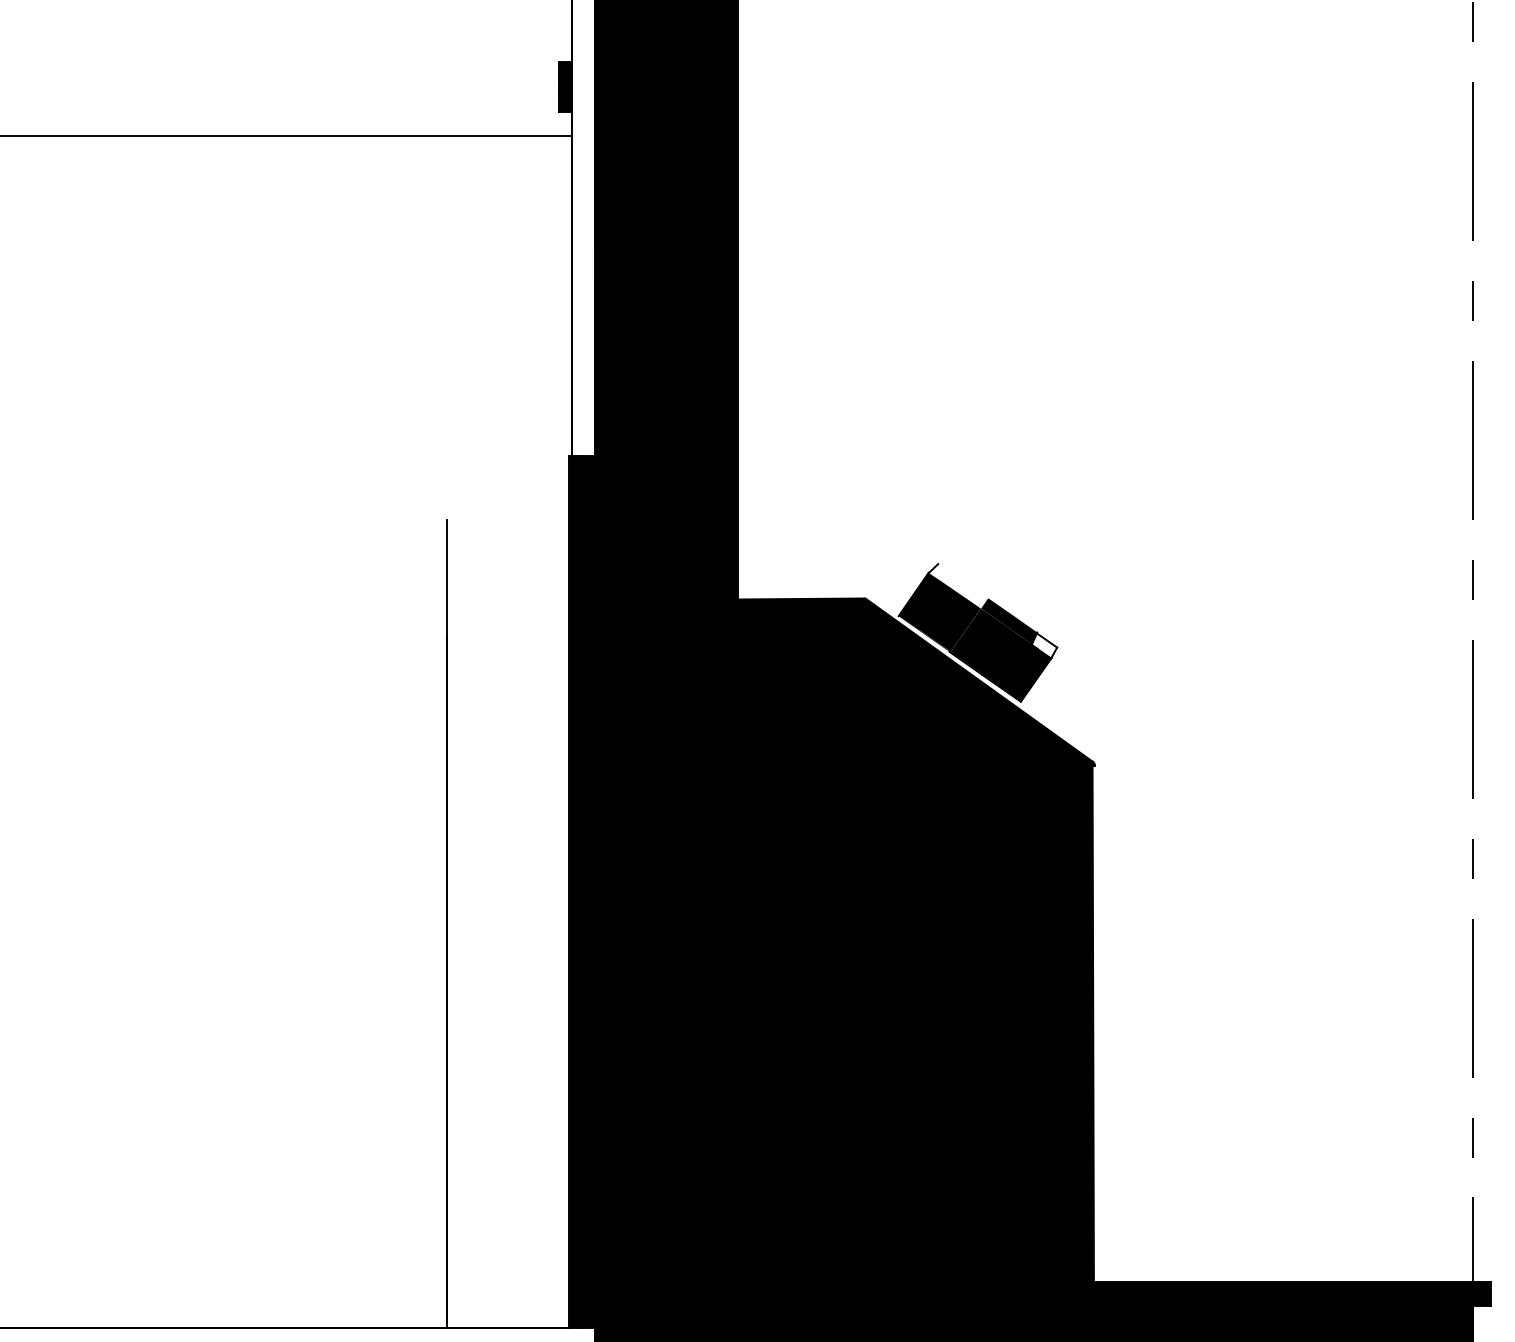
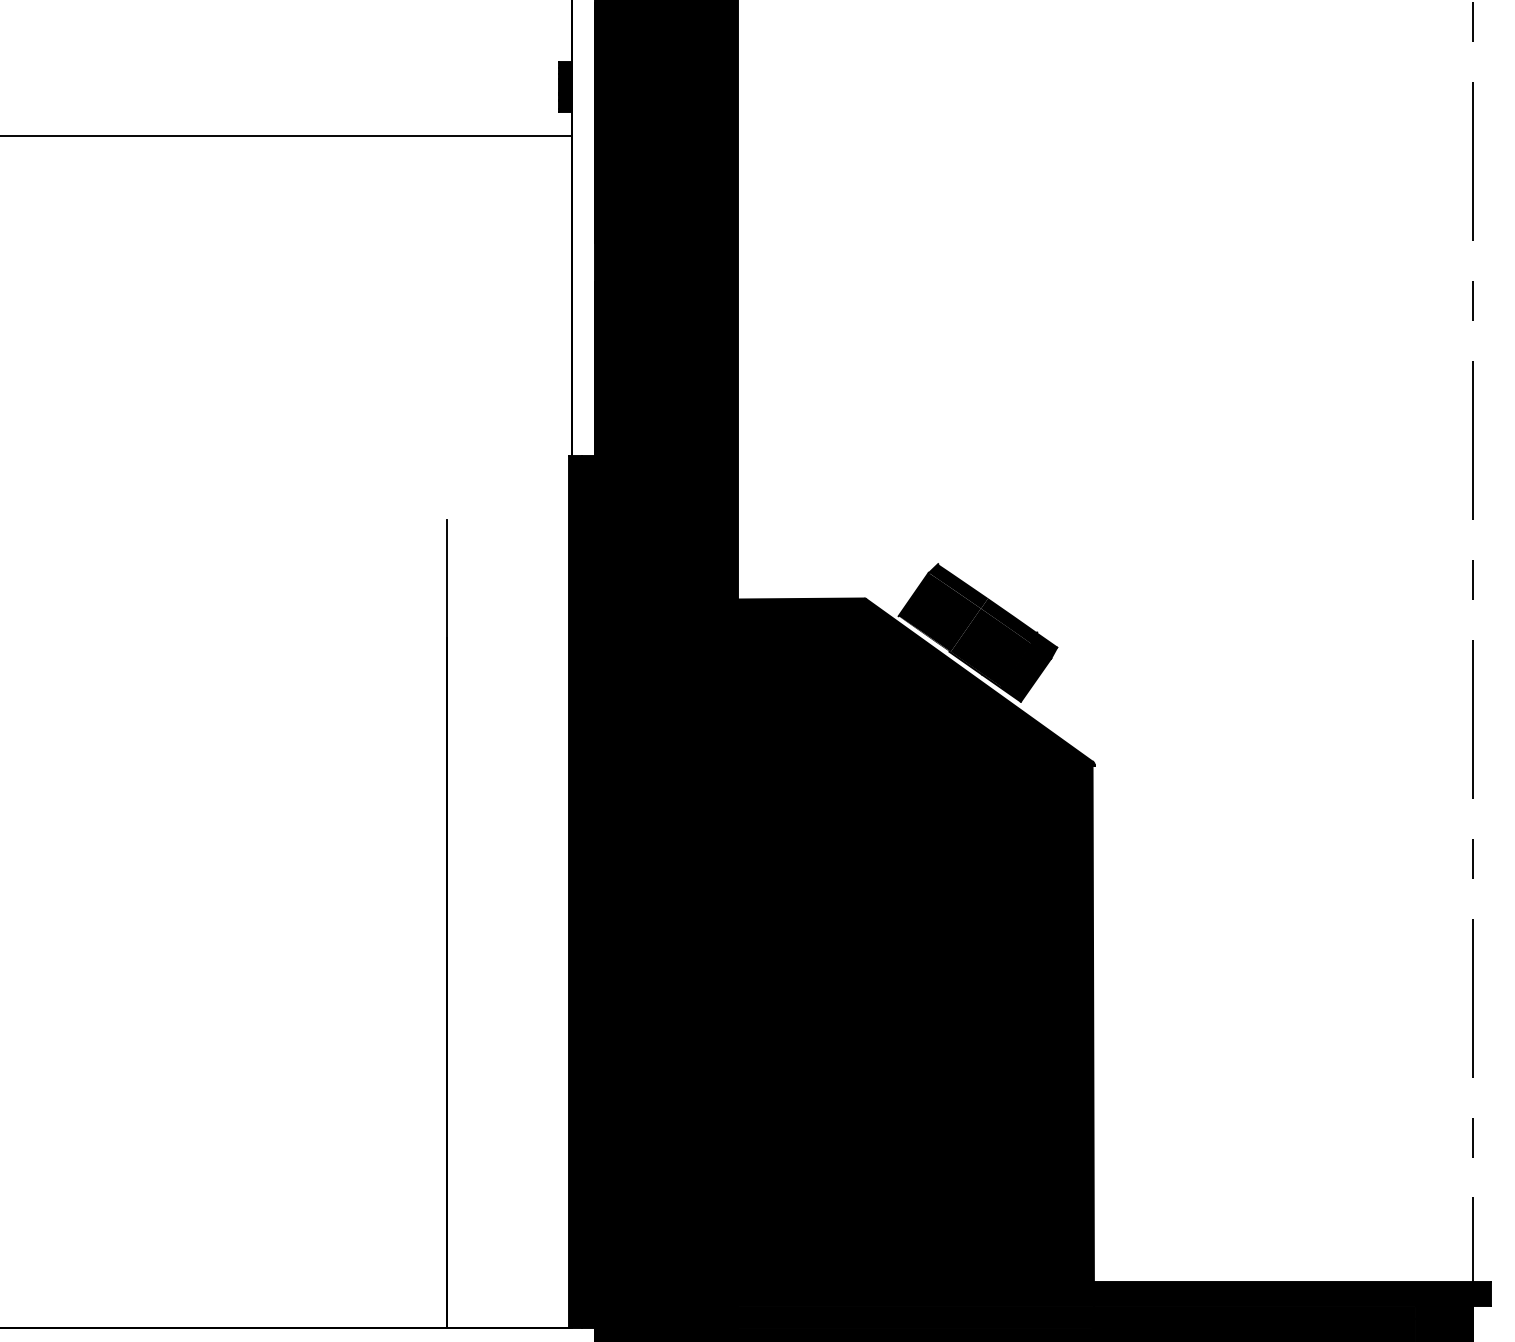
fill: none -> present (958, 586)
fill: none -> present (1044, 645)
